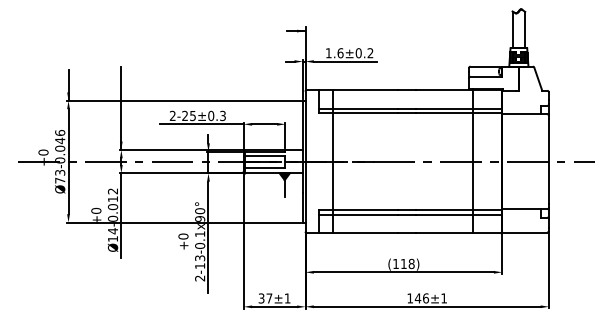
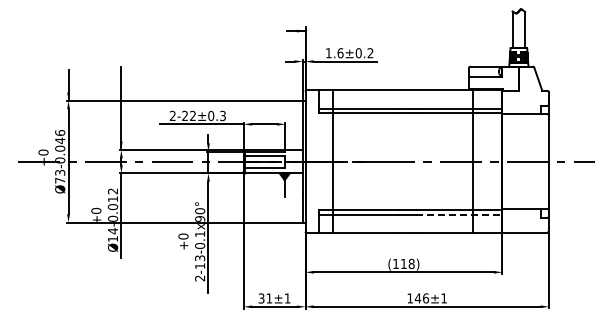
text: 2-25±0.3 -> 2-22±0.3 (192, 115)
line: solid -> dashed (459, 214)
text: 37±1 -> 31±1 (269, 298)
